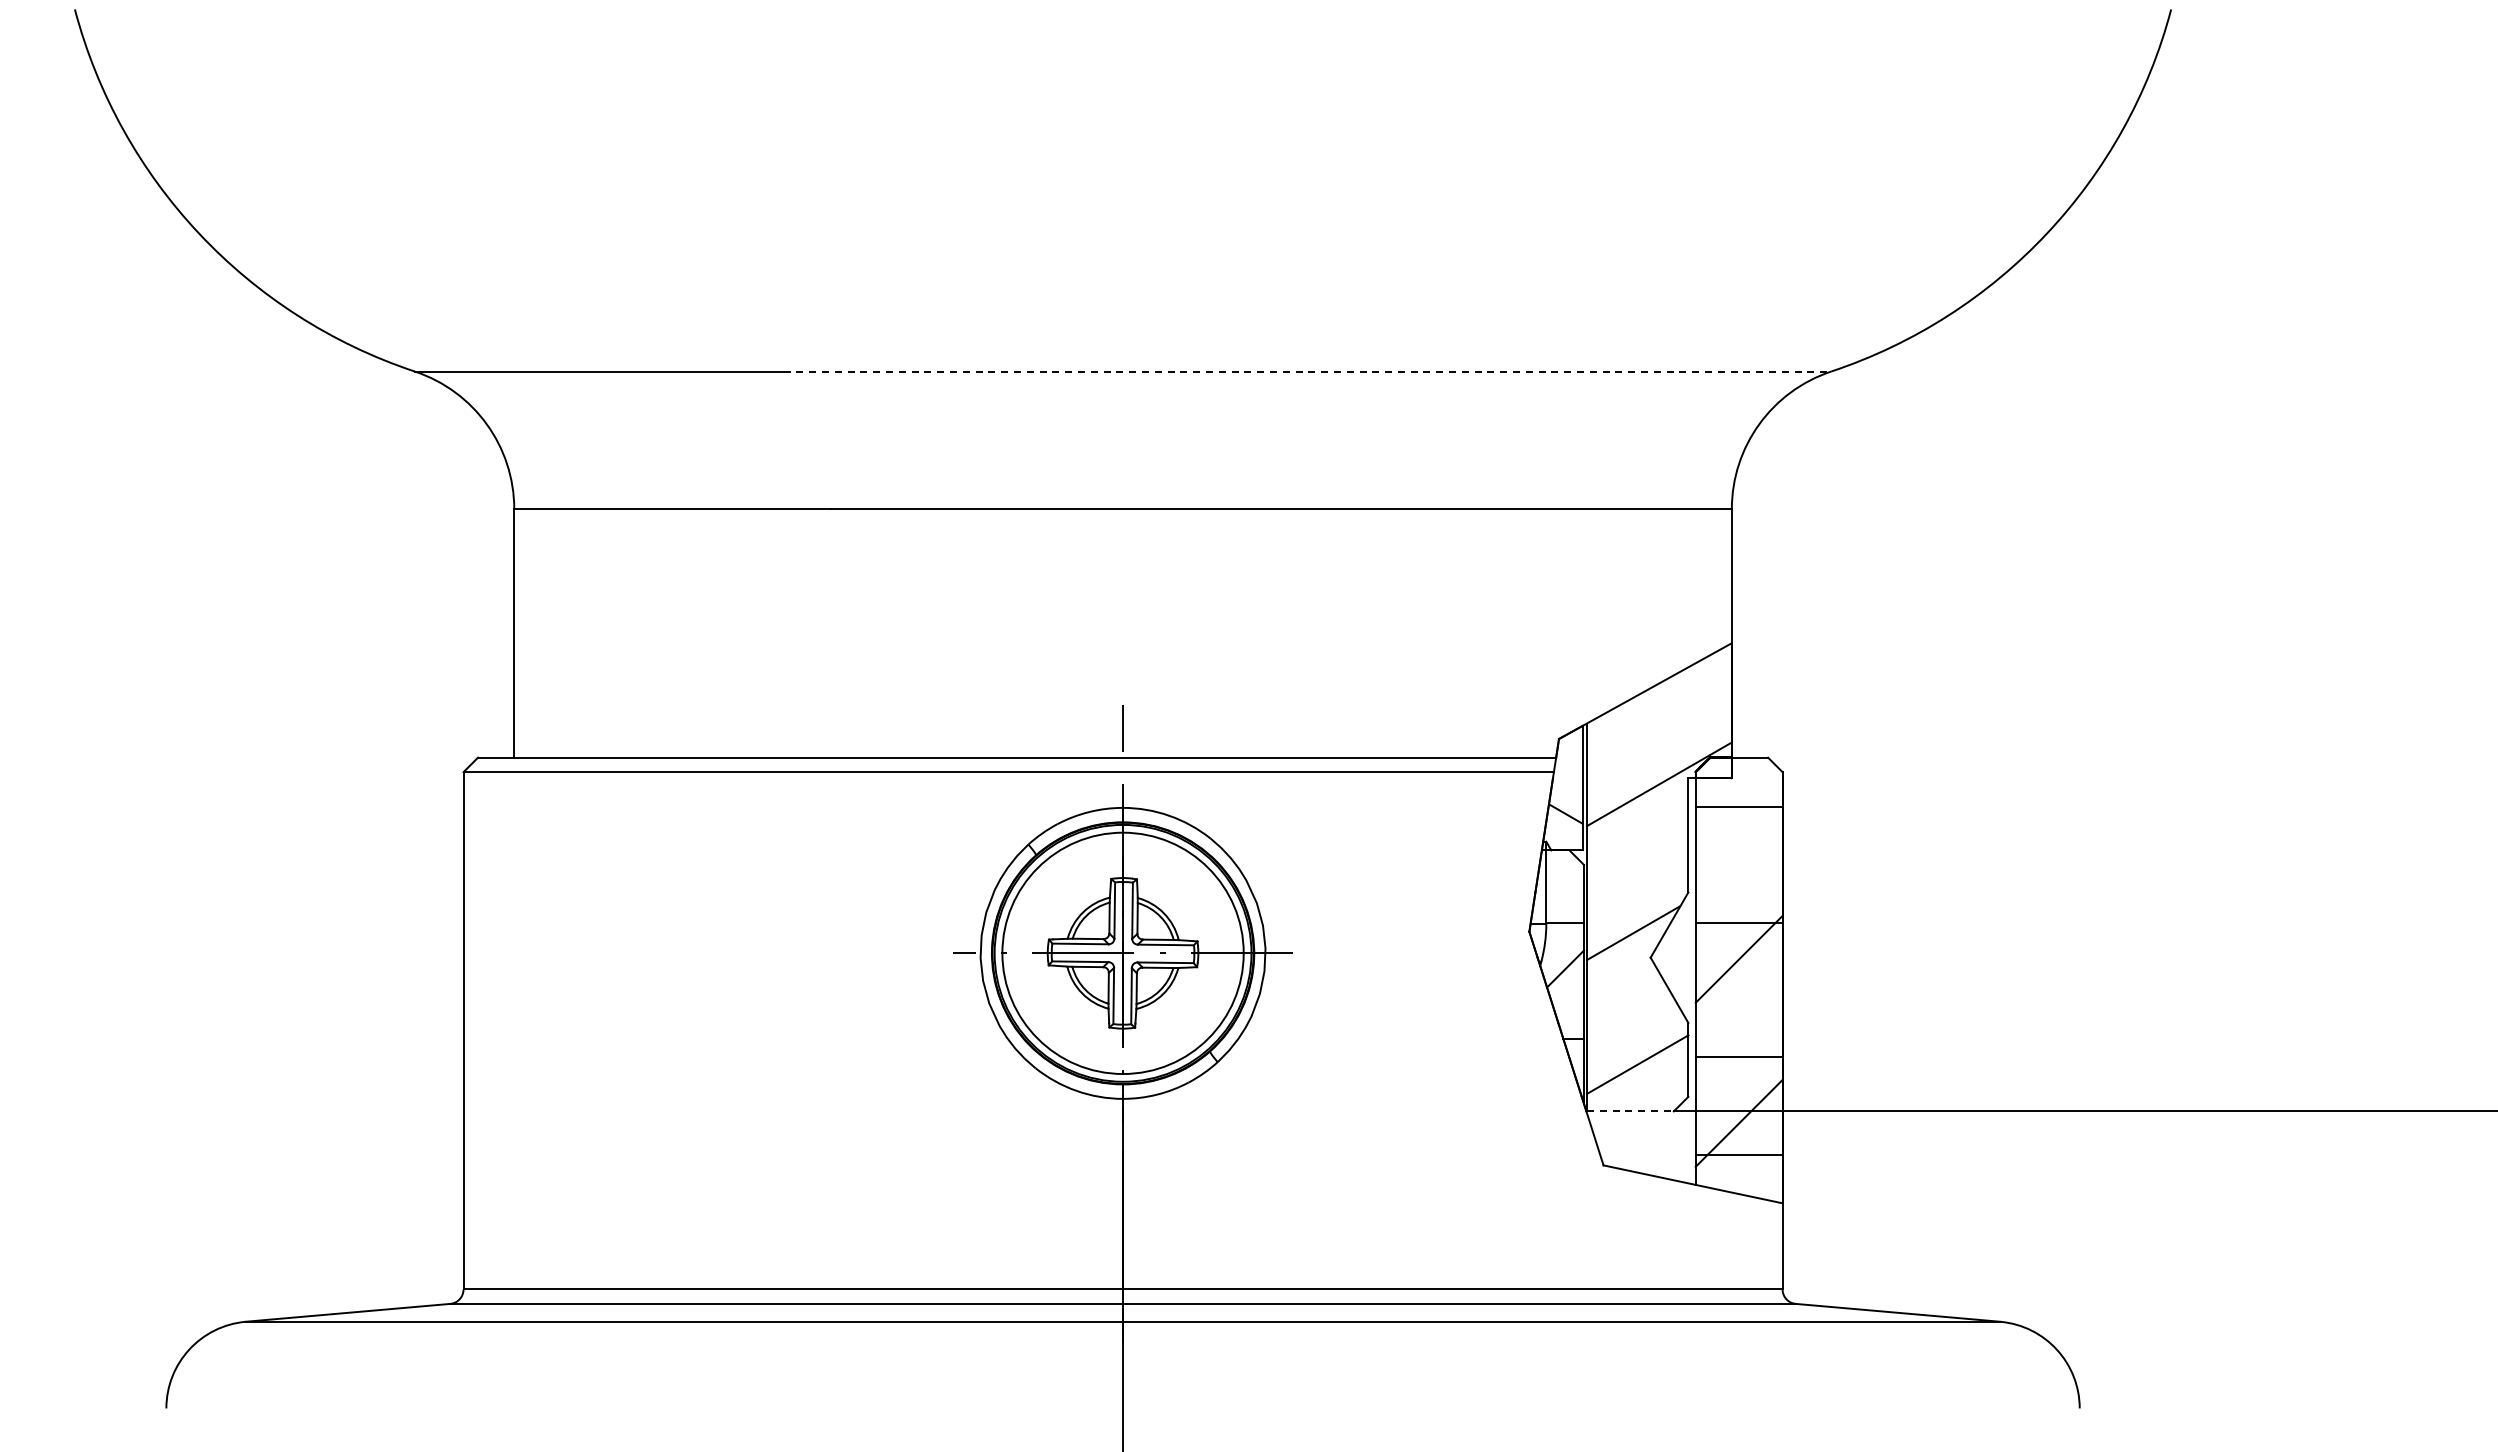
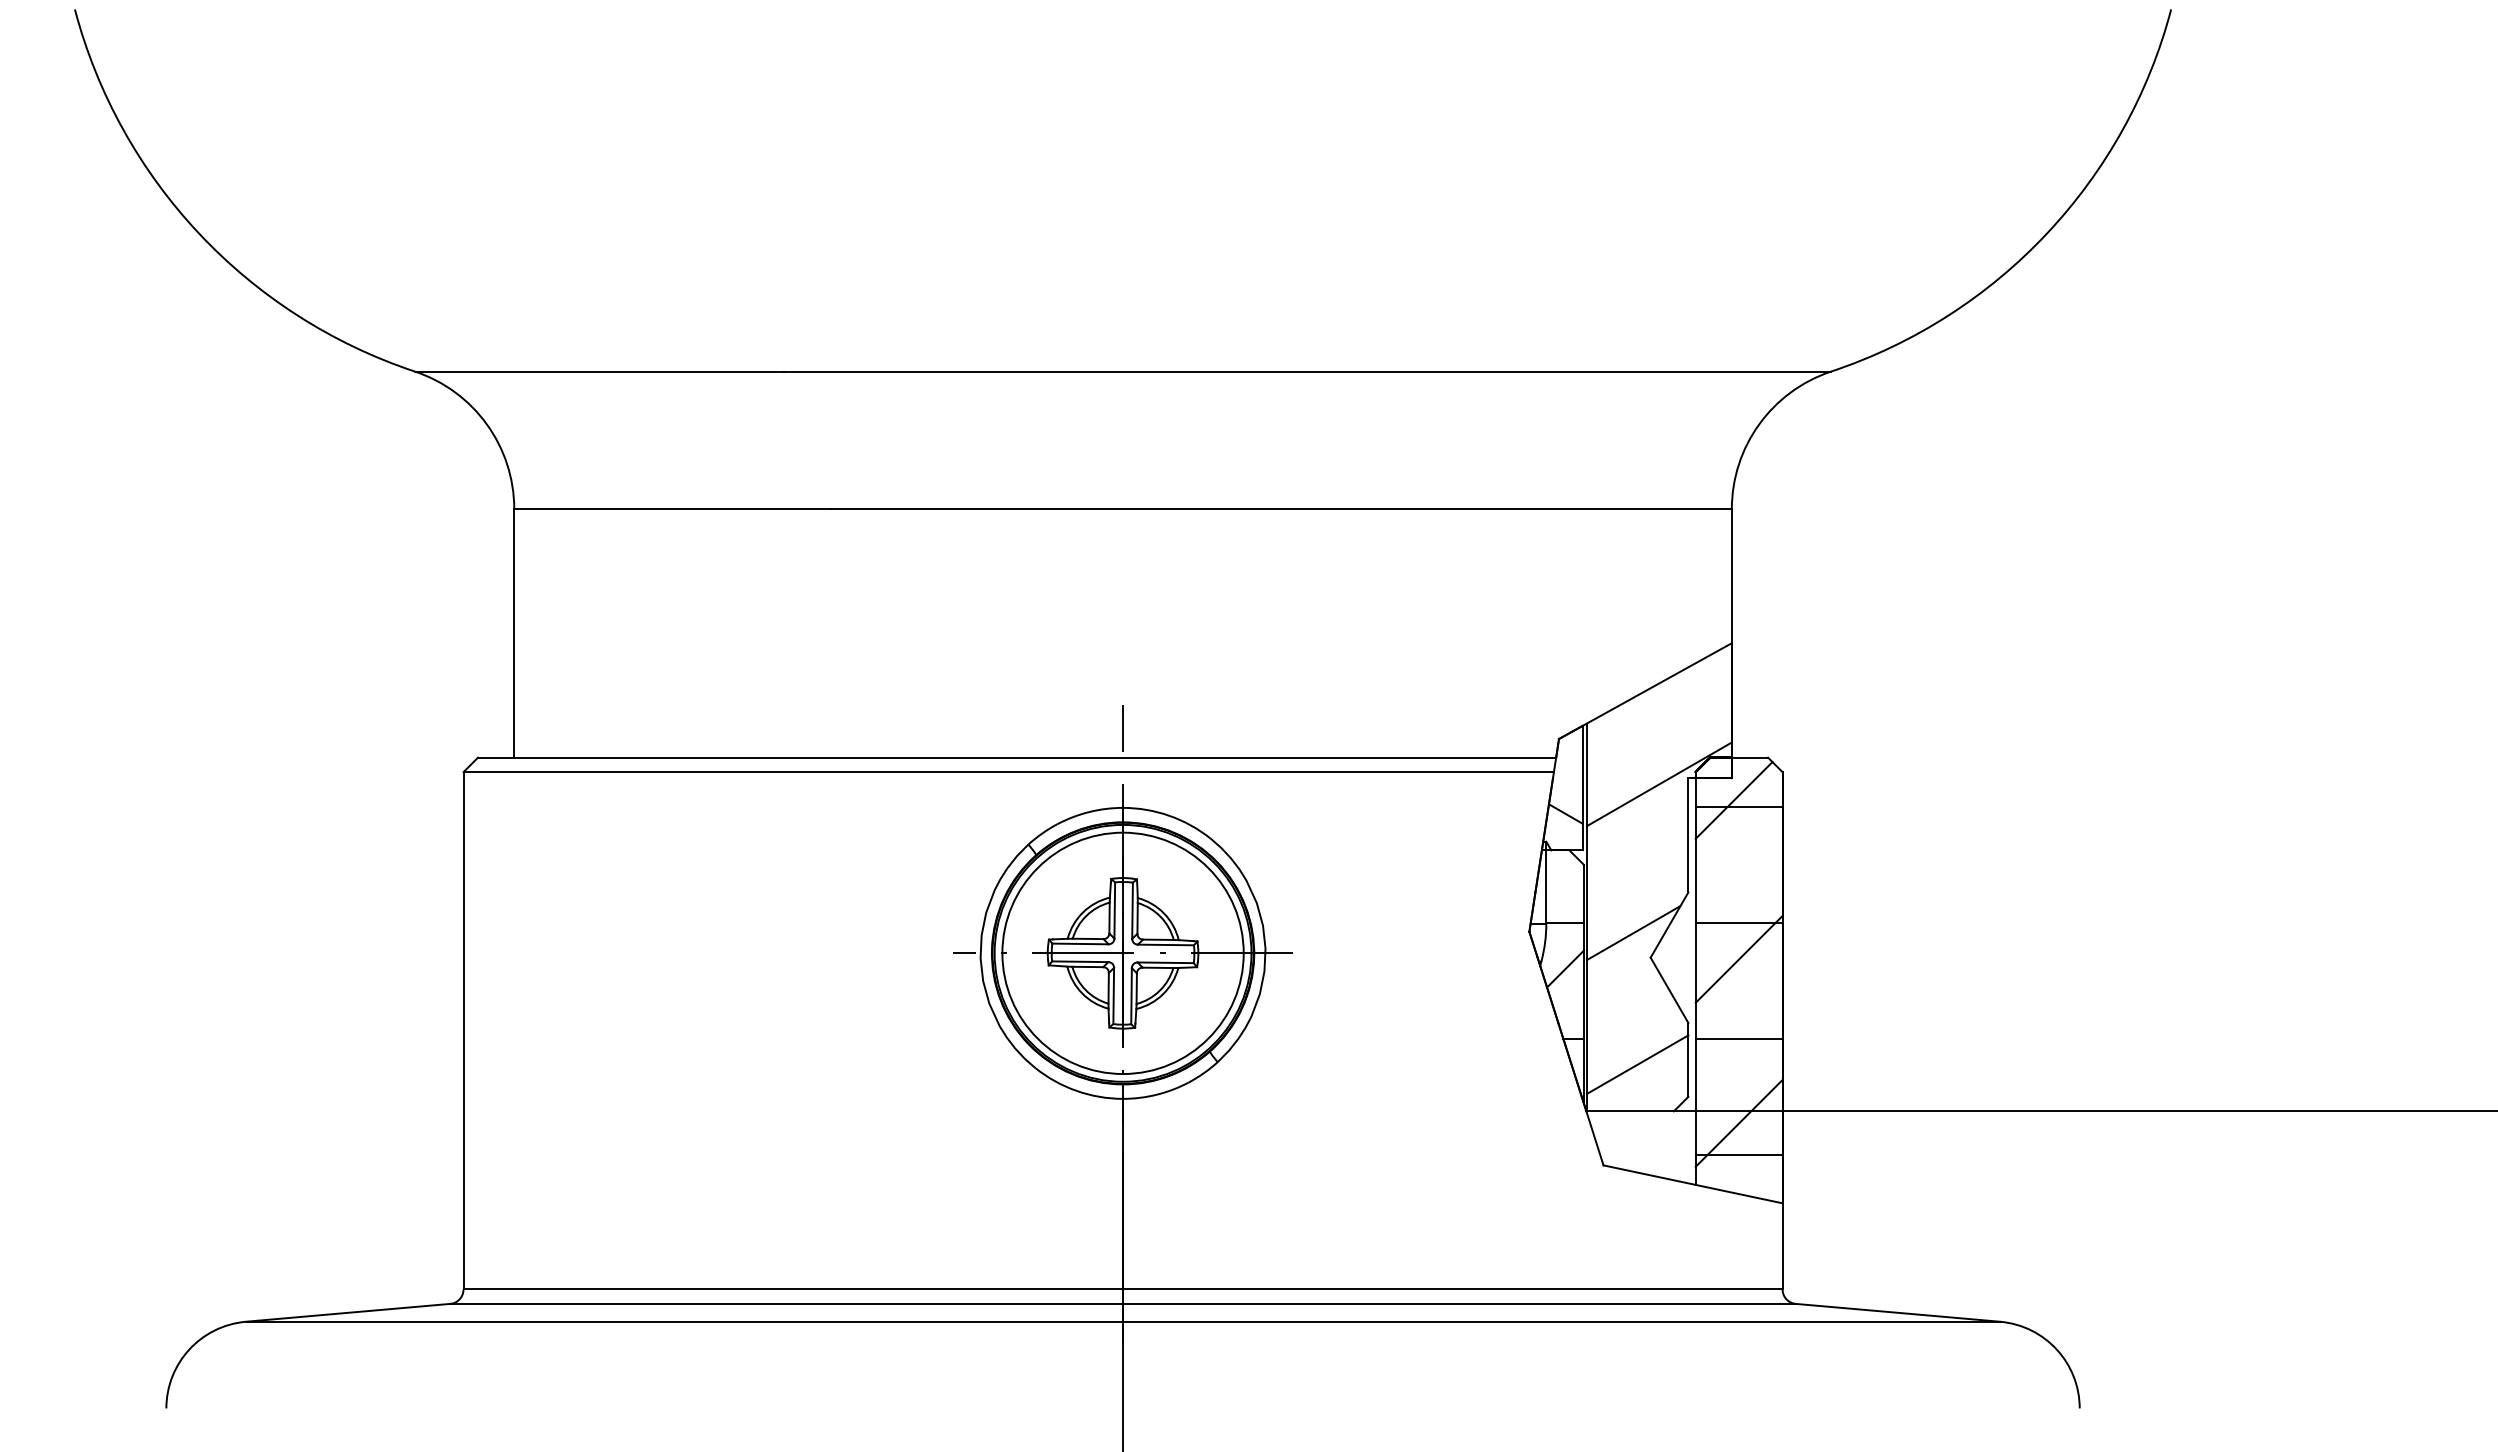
line: dashed -> solid (1307, 371)
line: none -> present (1733, 800)
line position: (1738, 1056) -> (1738, 1038) (1738, 1038)
line: dashed -> solid (1630, 1111)
